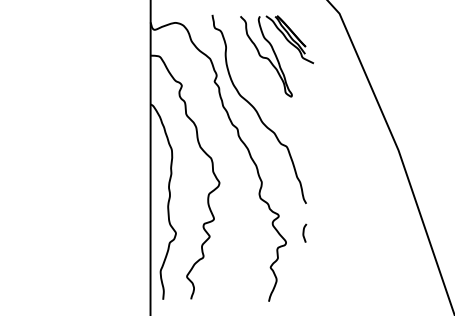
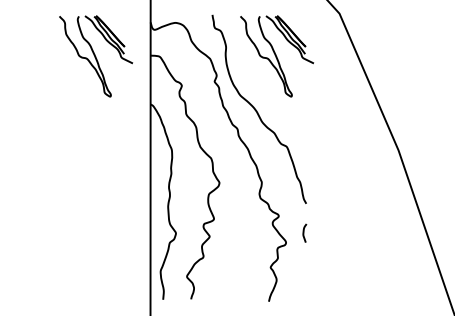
part: none -> present (96, 56)
